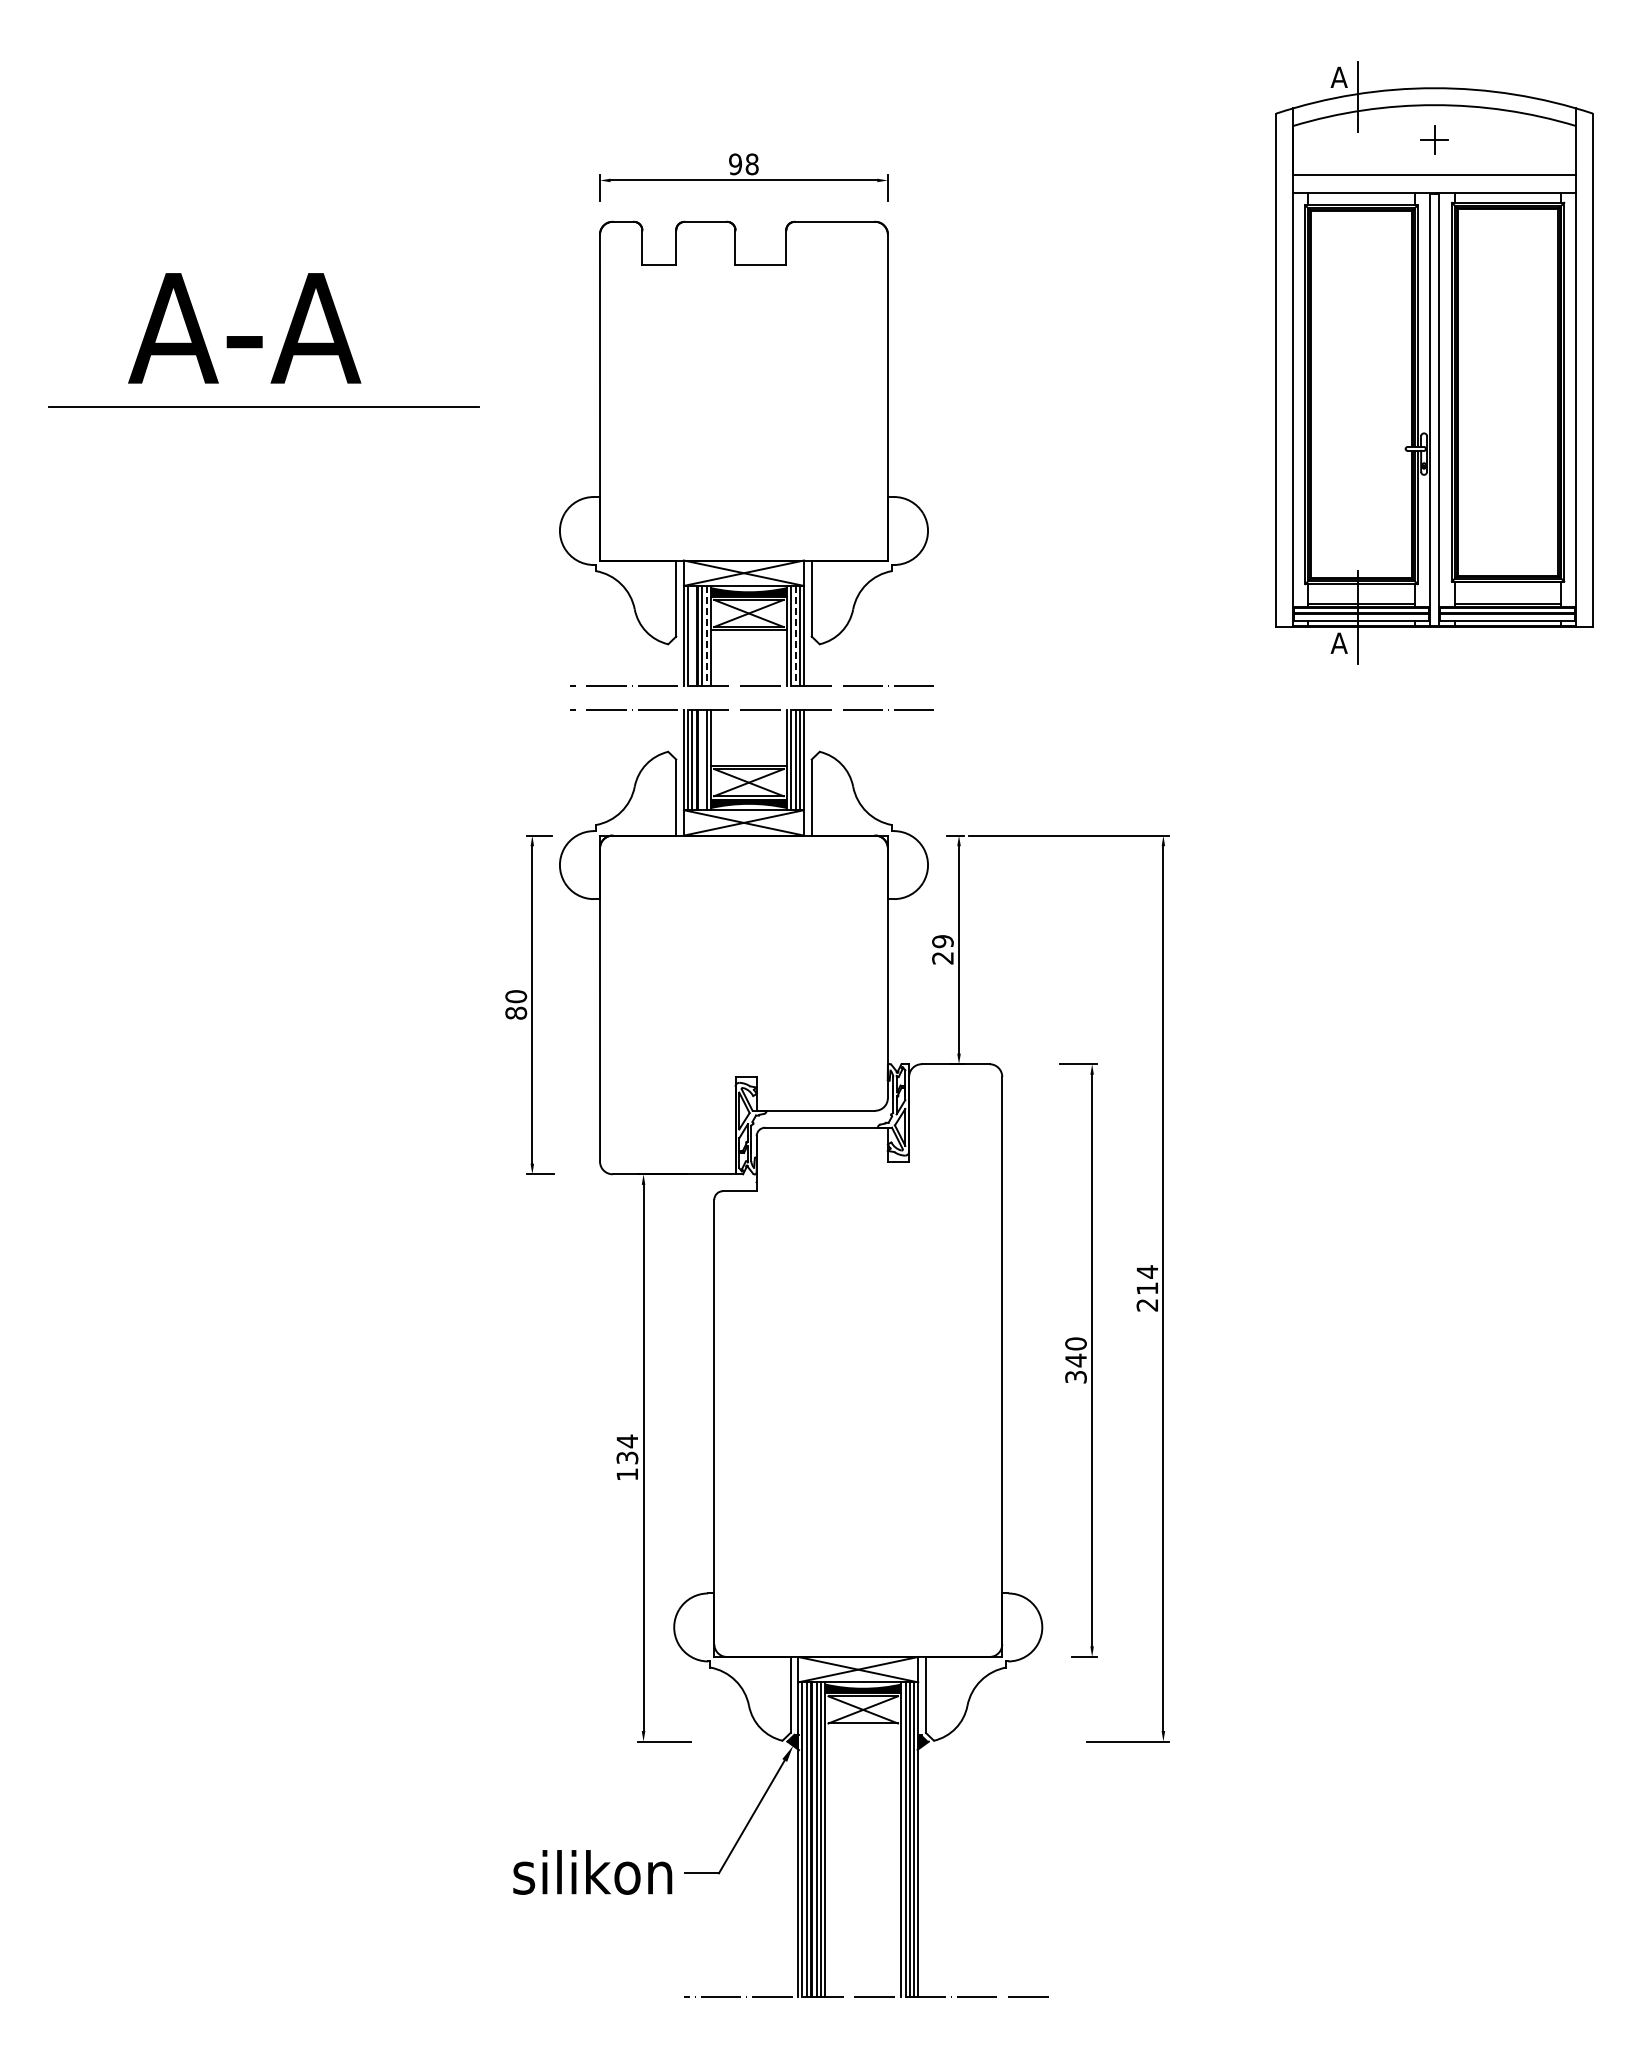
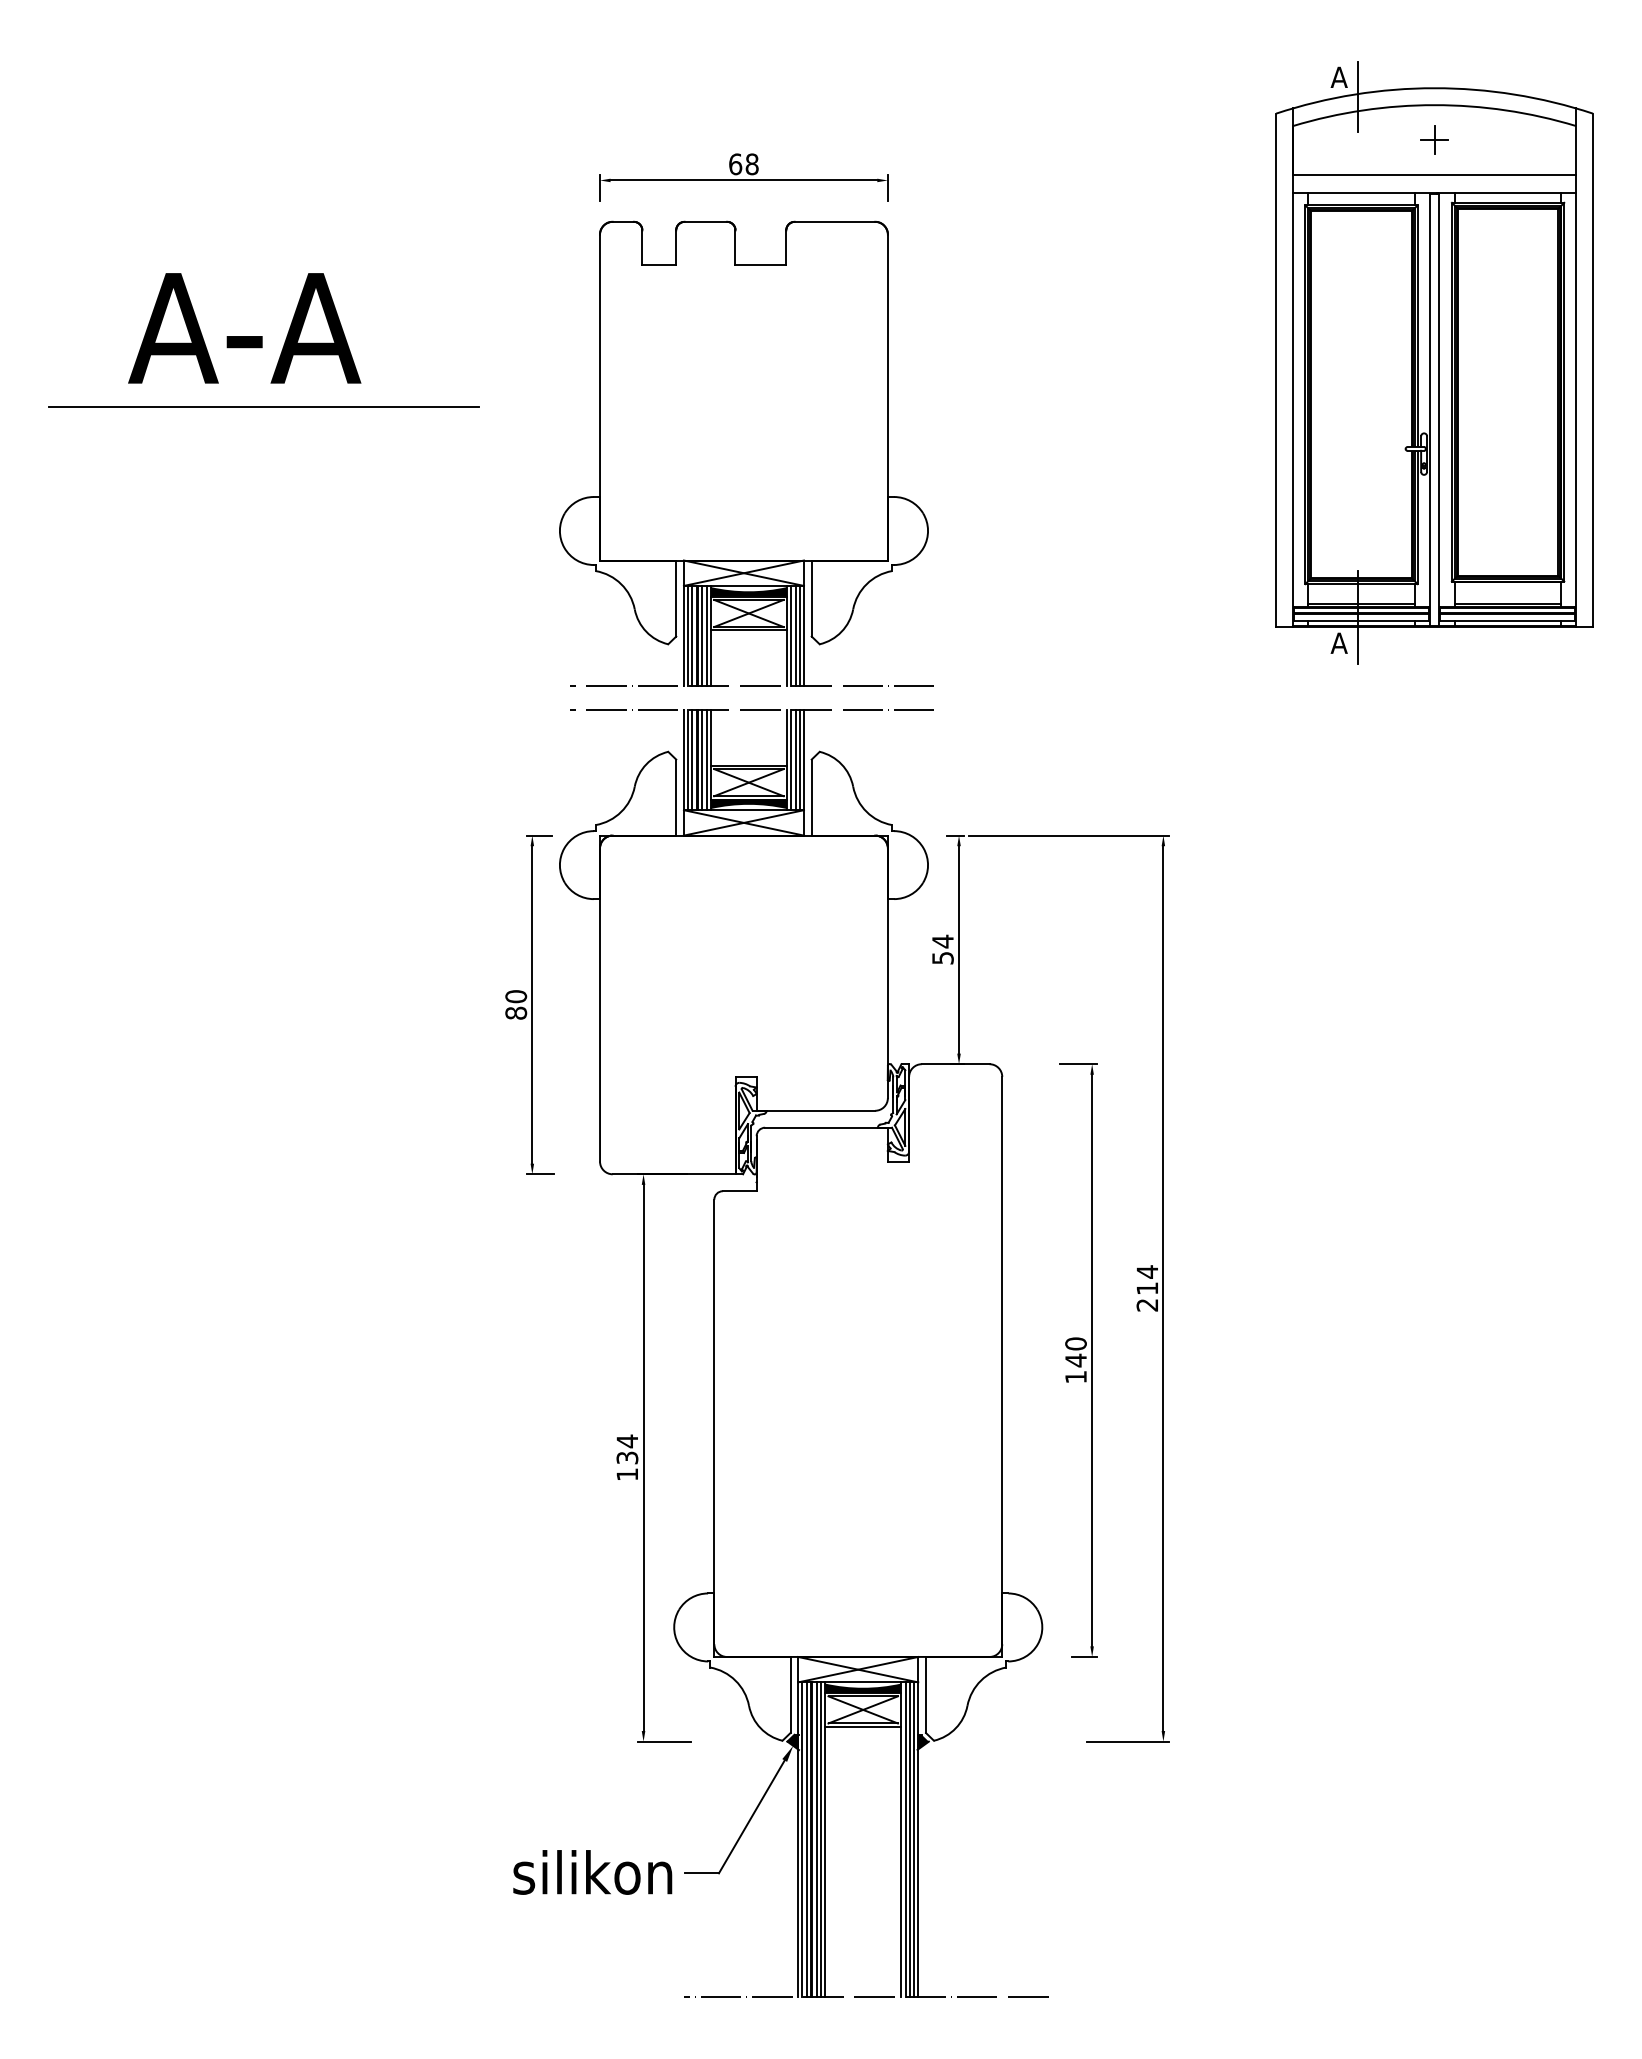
text: 98 -> 68 (735, 164)
line: none -> present (692, 635)
line: dashed -> solid (706, 636)
line: dashed -> solid (795, 636)
line: none -> present (702, 760)
text: 29 -> 54 (942, 949)
text: 340 -> 140 (1075, 1377)
line: none -> present (863, 1726)
